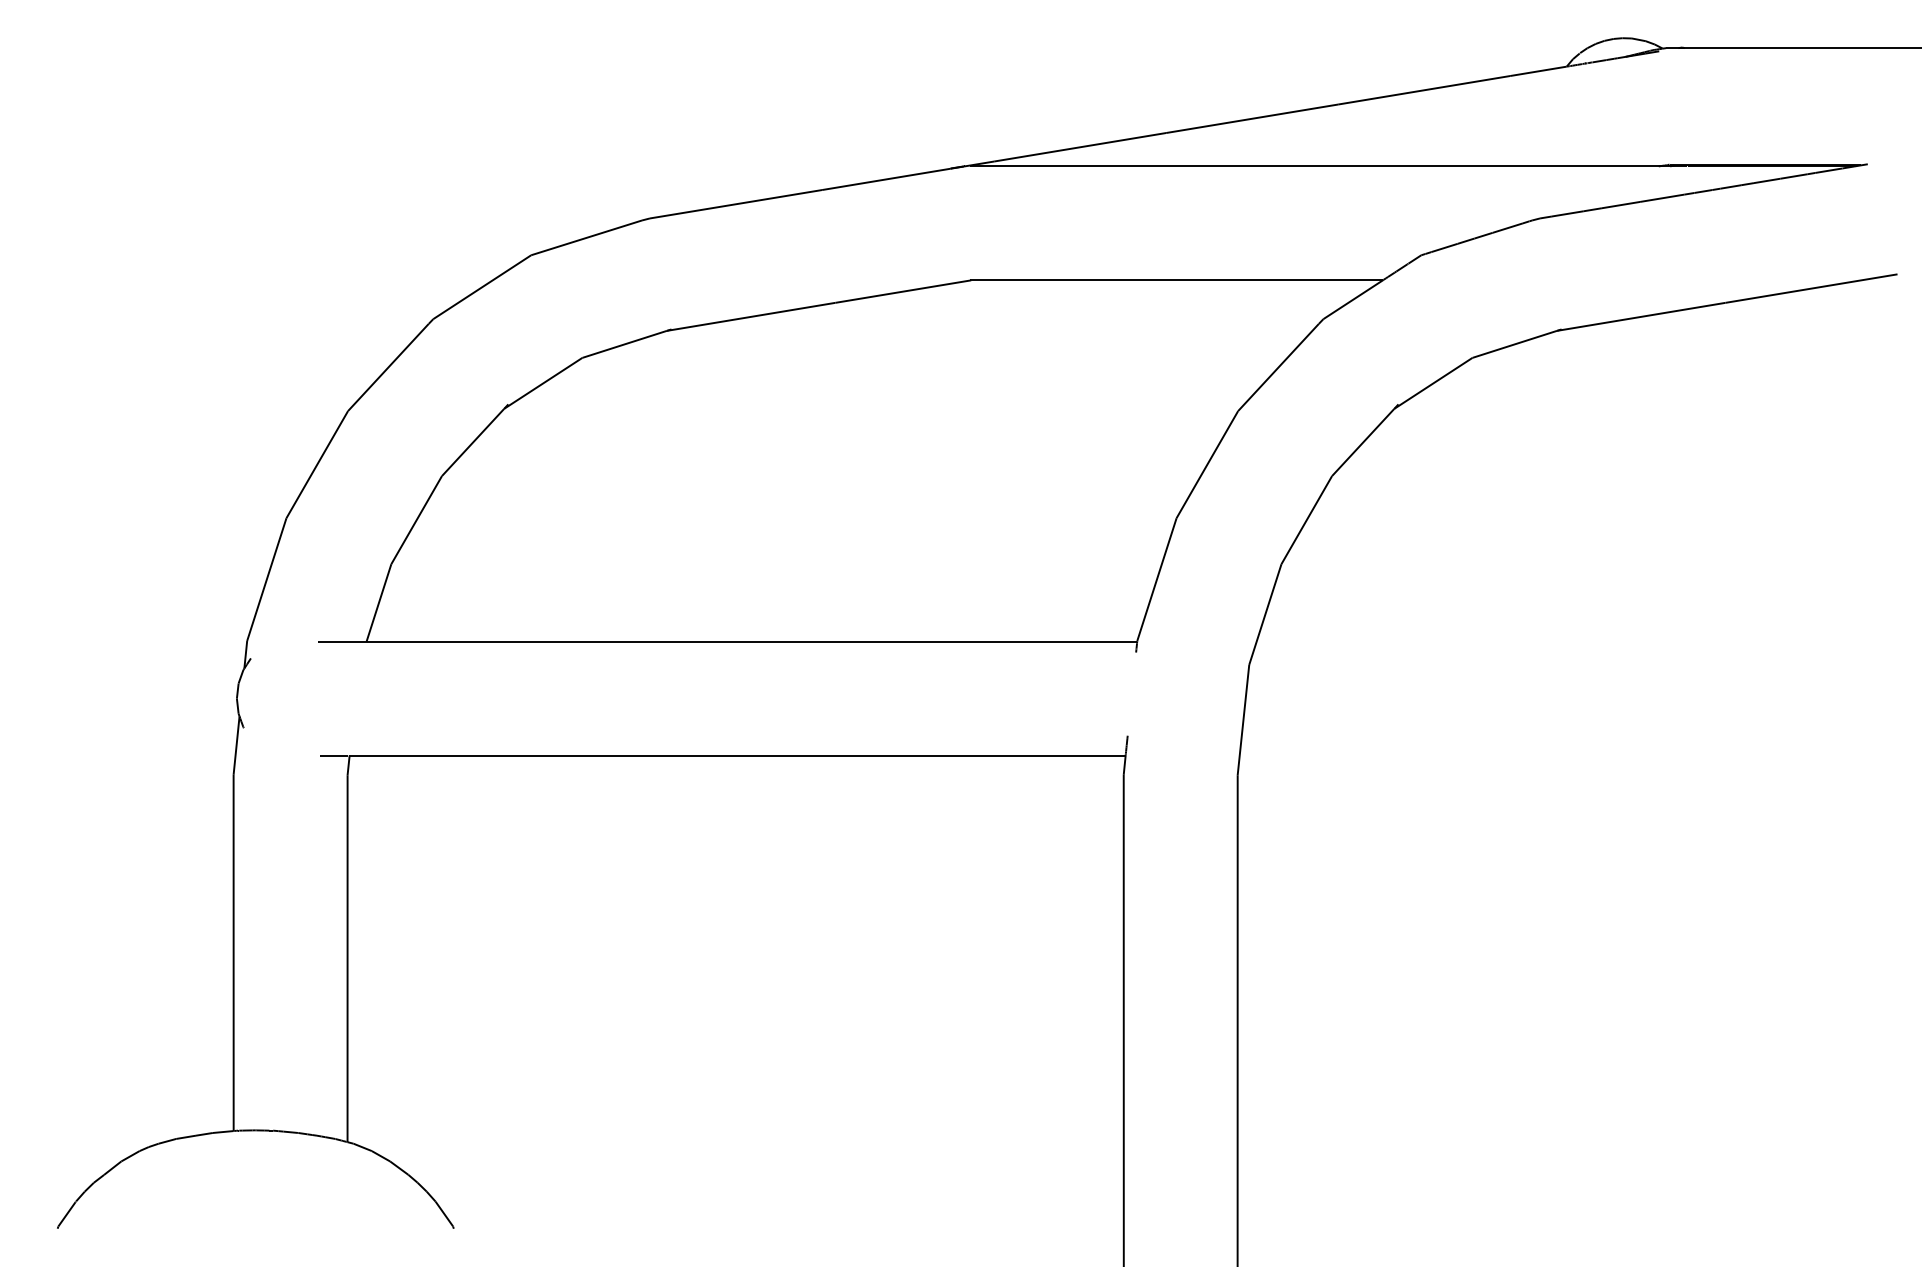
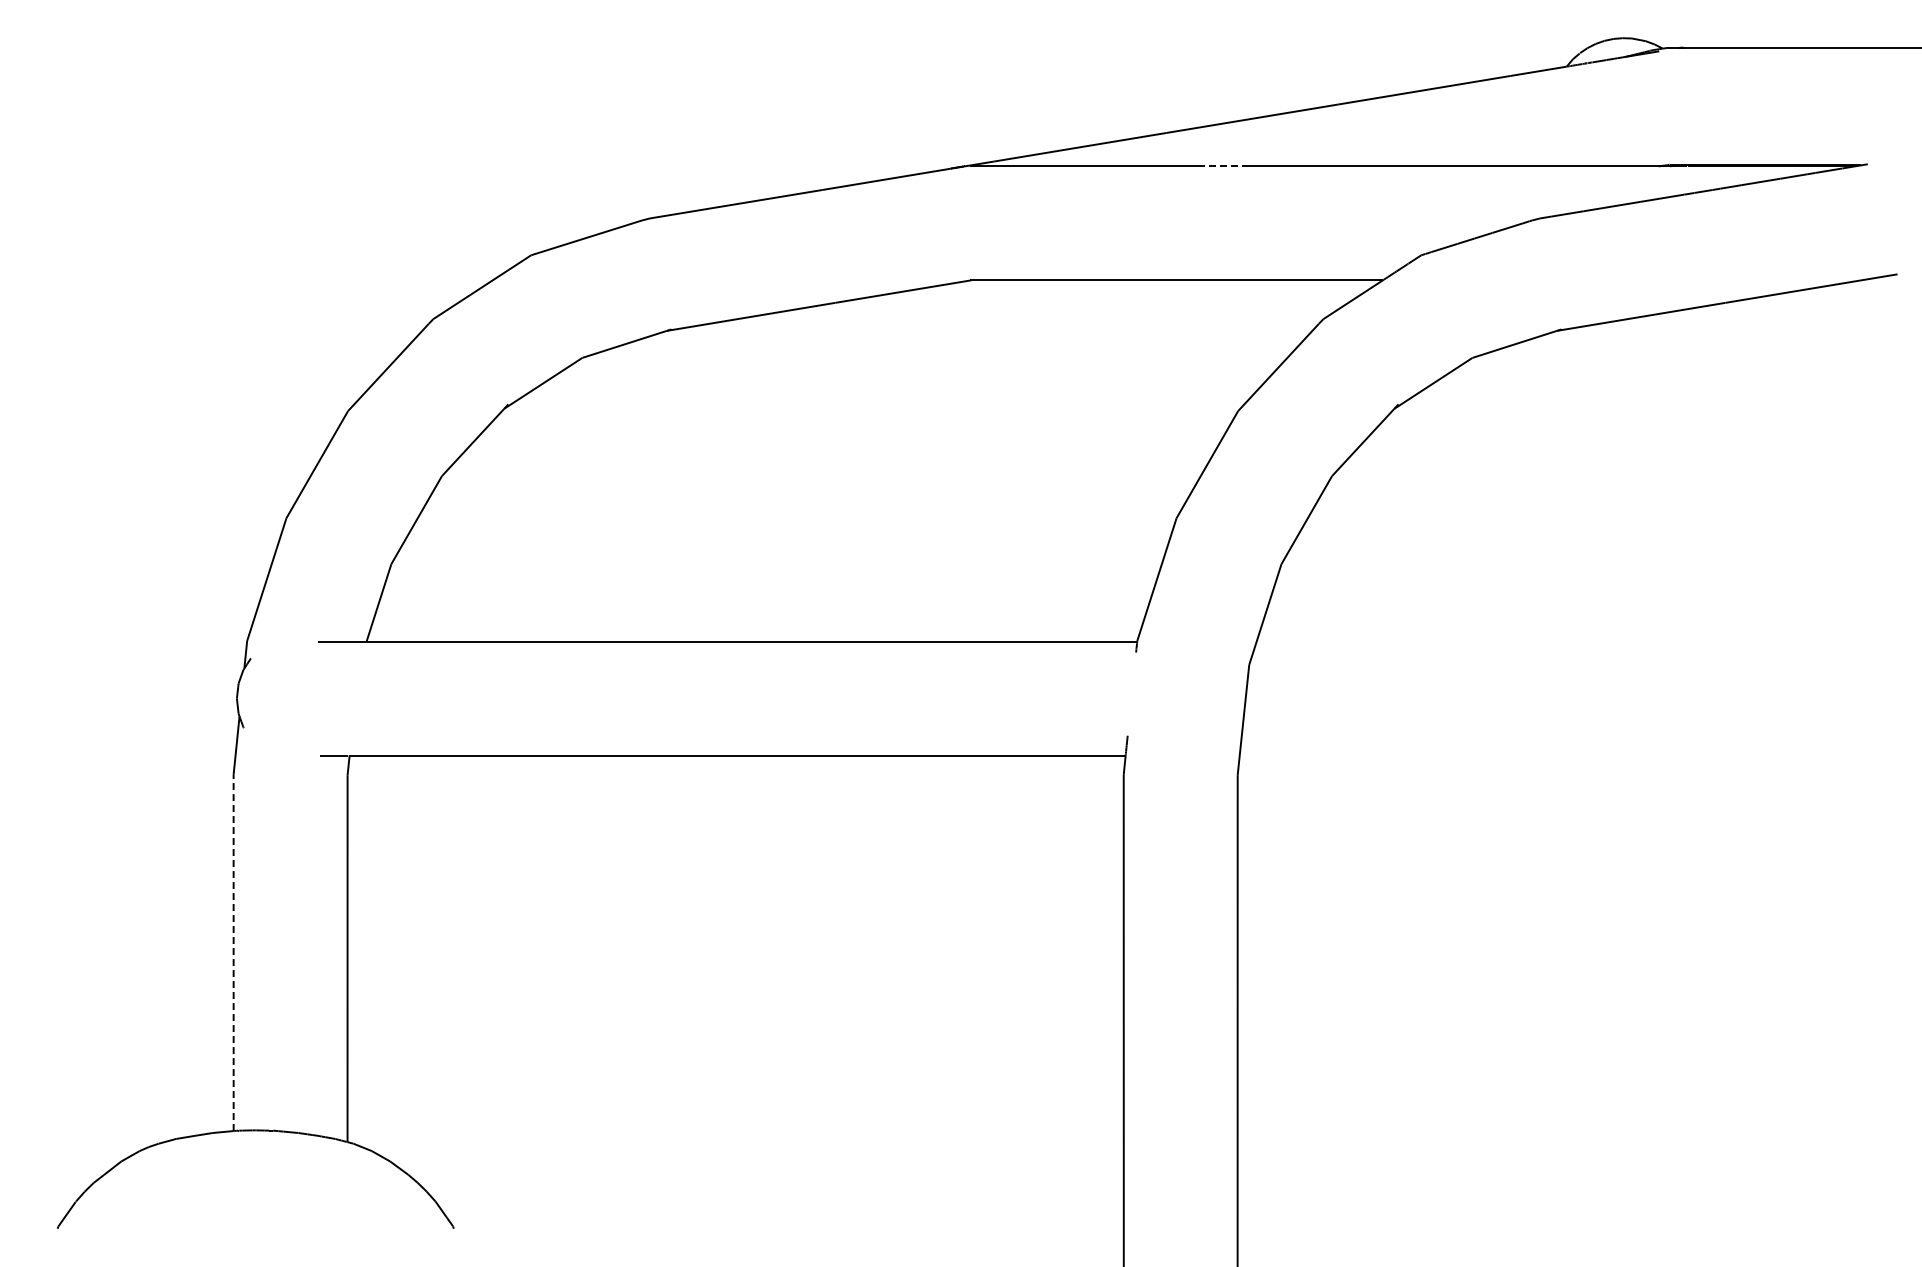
line: solid -> dashed (1223, 166)
line: solid -> dashed (233, 952)
